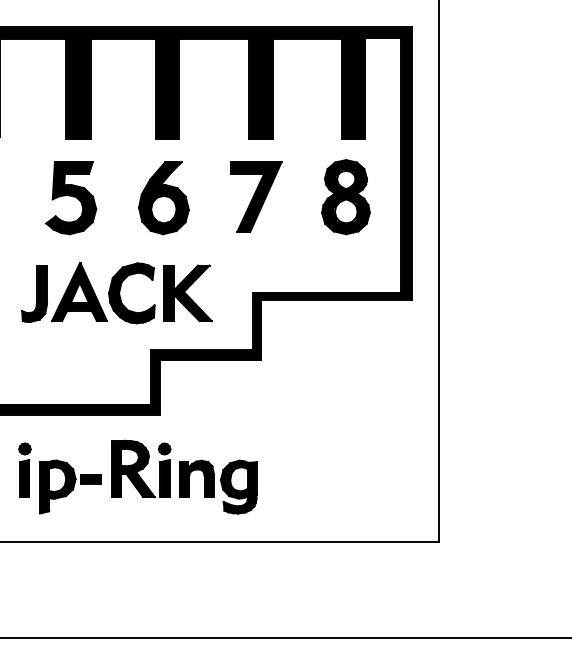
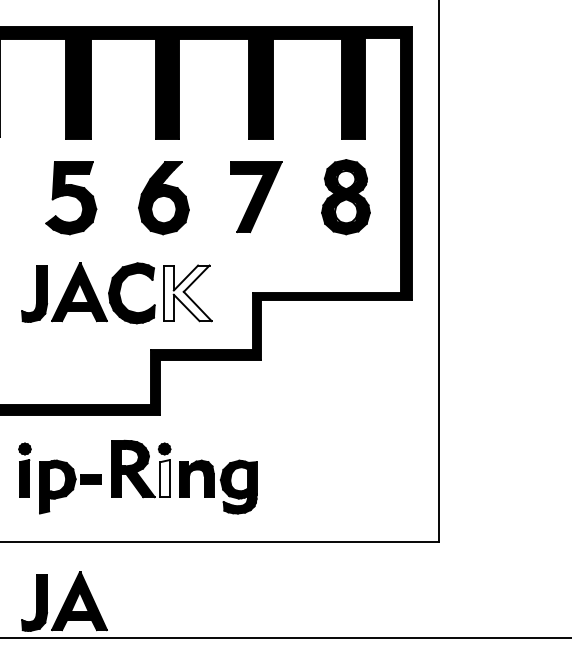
fill: present -> none (187, 293)
fill: present -> none (164, 478)
part: none -> present (64, 601)
